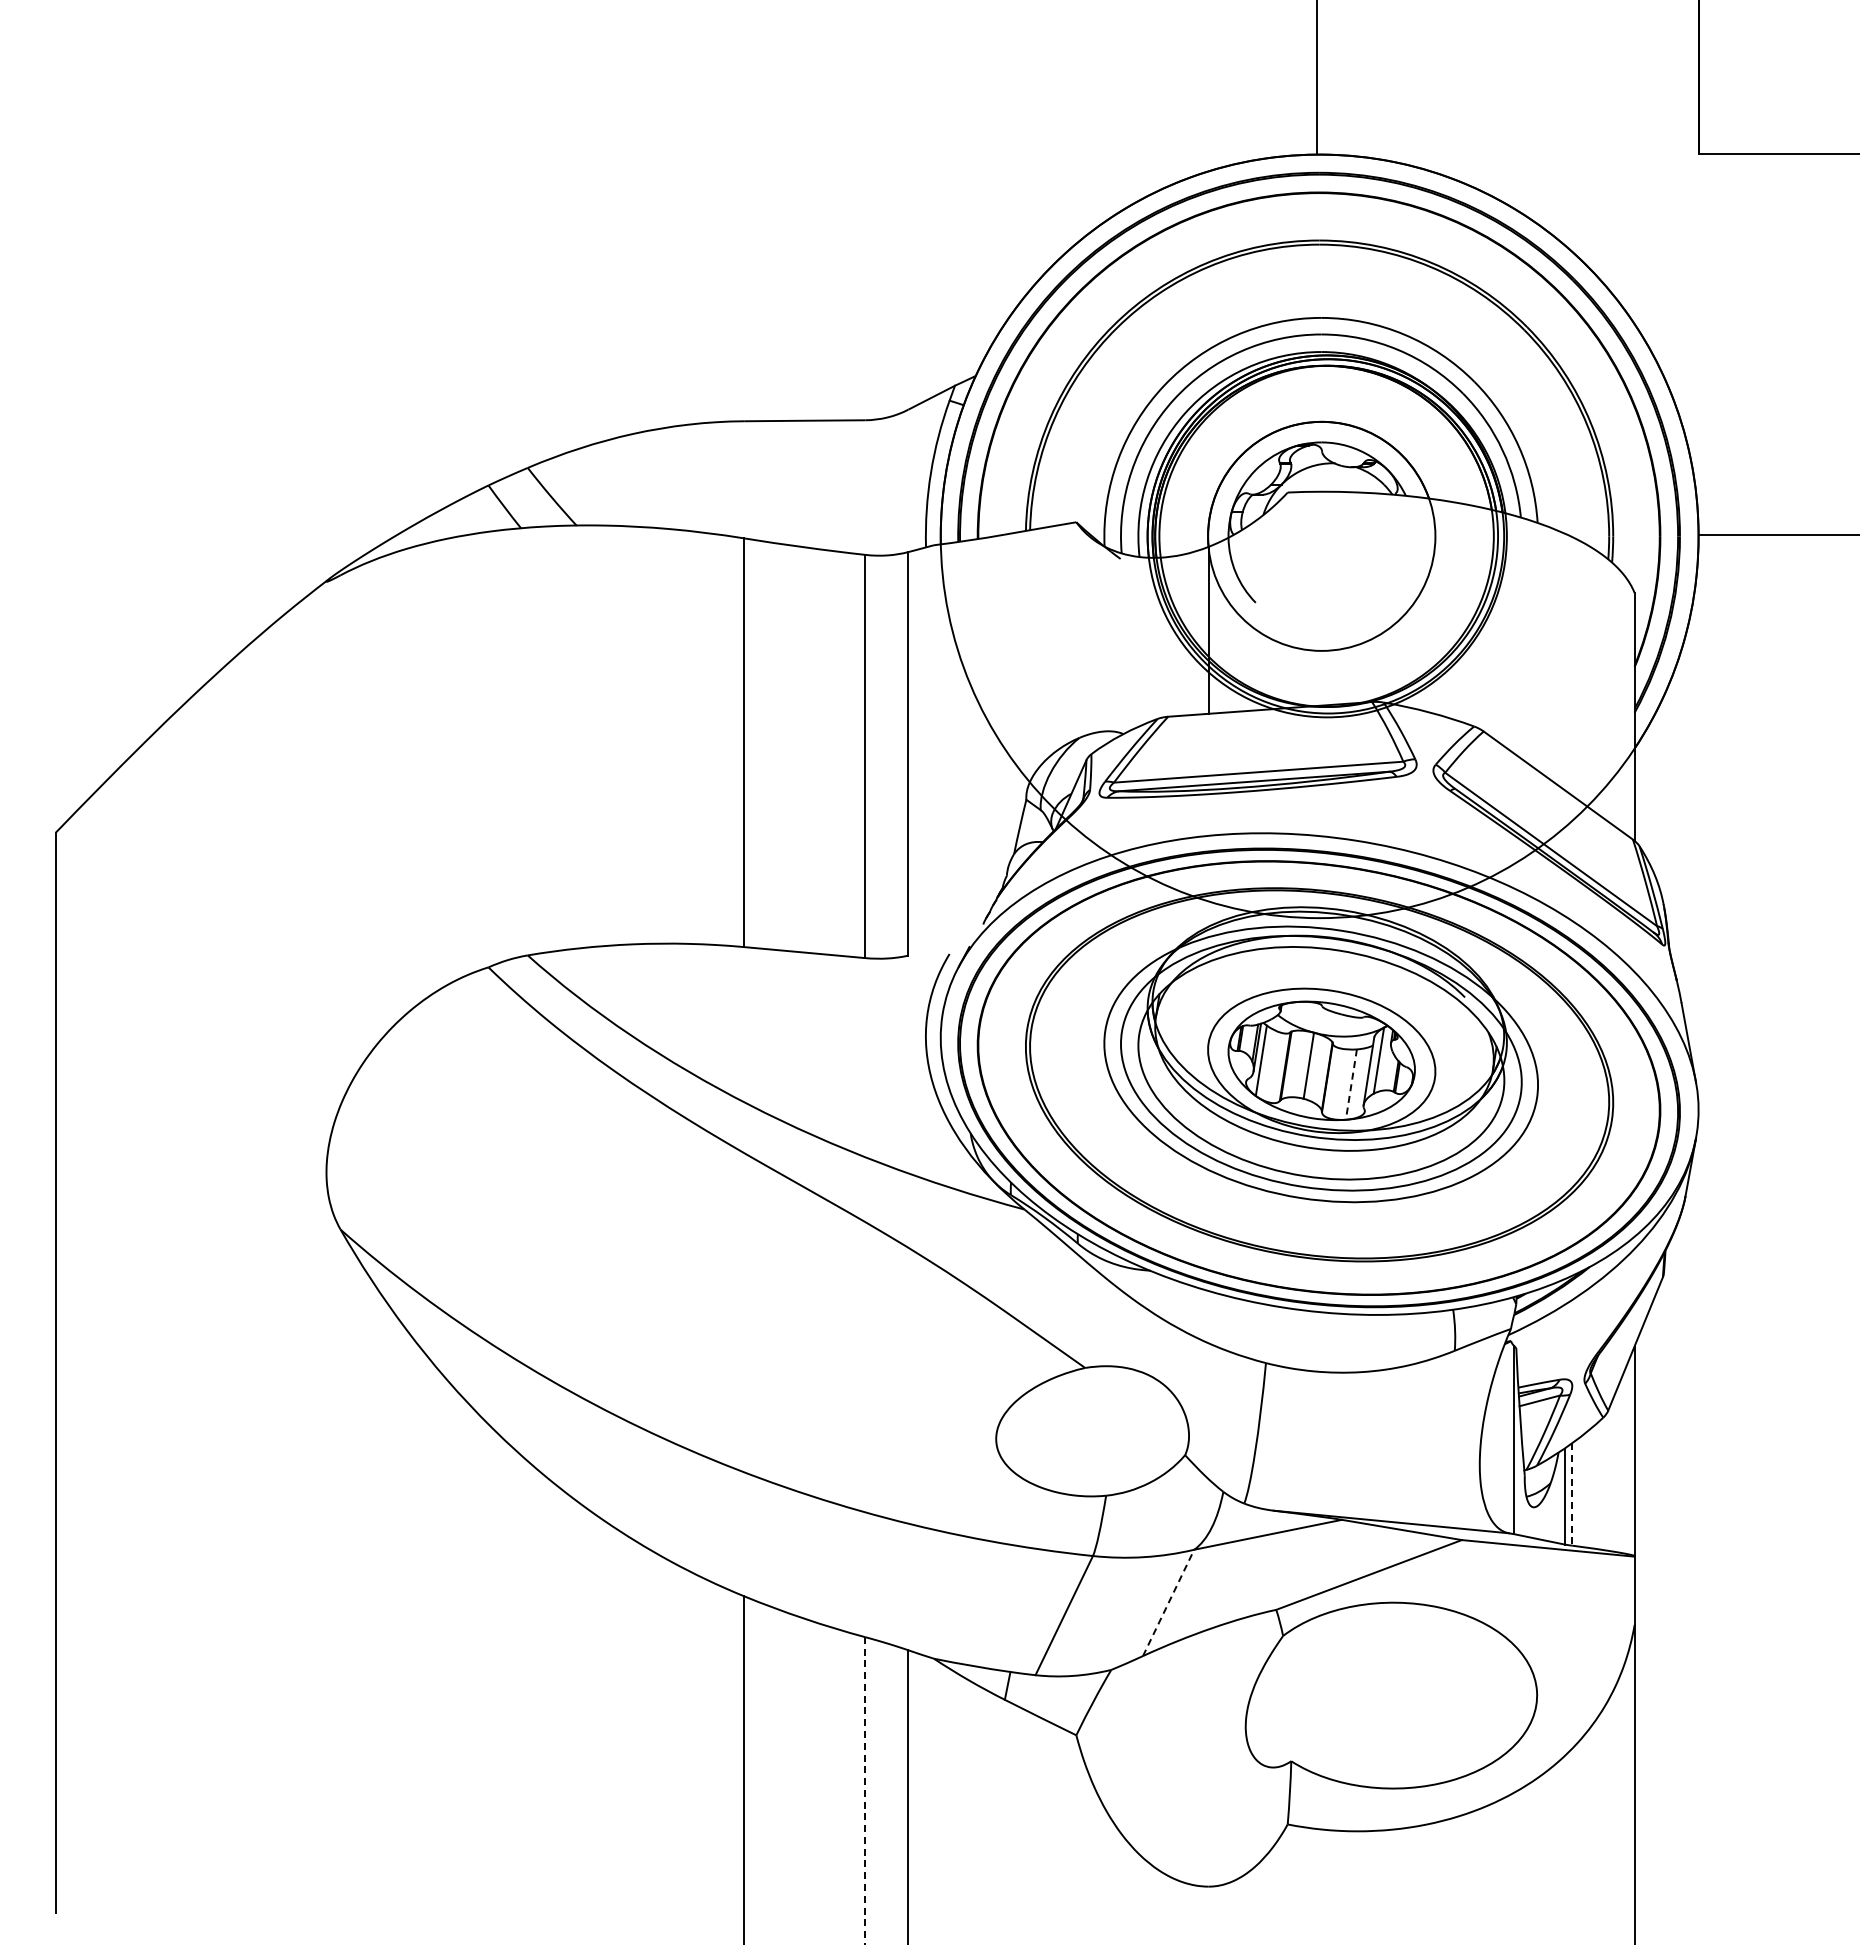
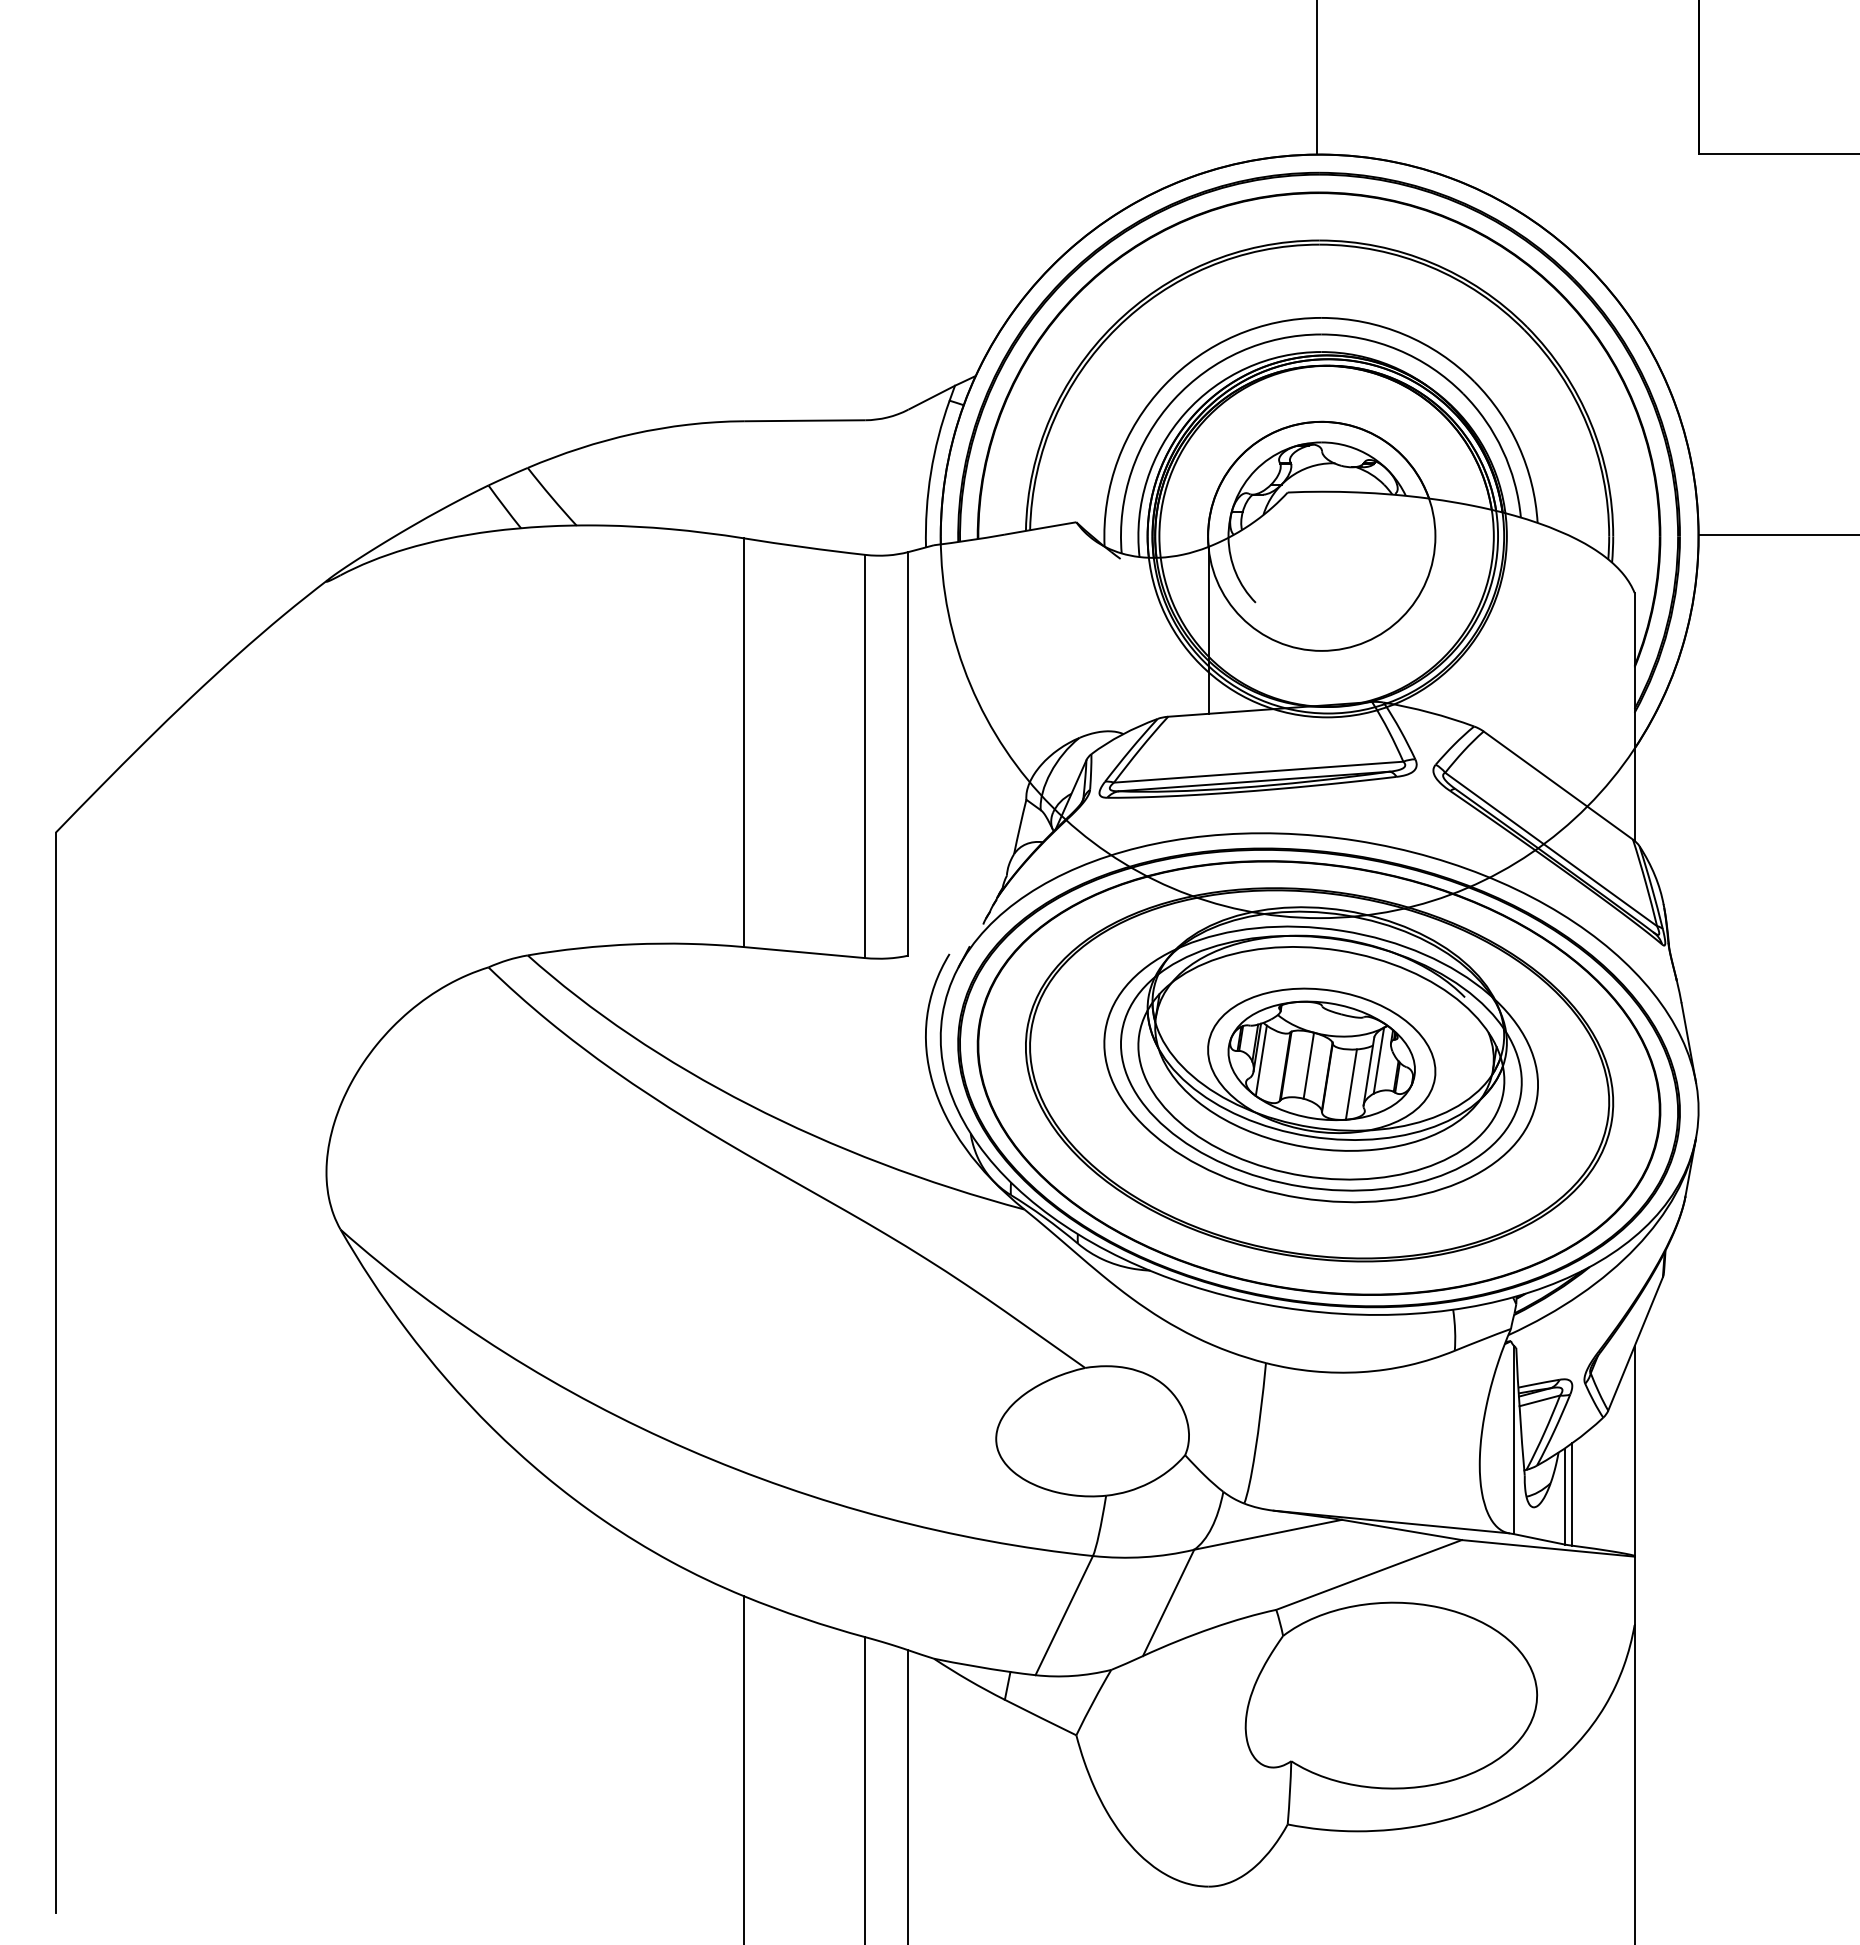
line: dashed -> solid (1351, 1084)
line: dashed -> solid (1572, 1494)
line: dashed -> solid (1168, 1602)
line: dashed -> solid (865, 1791)
